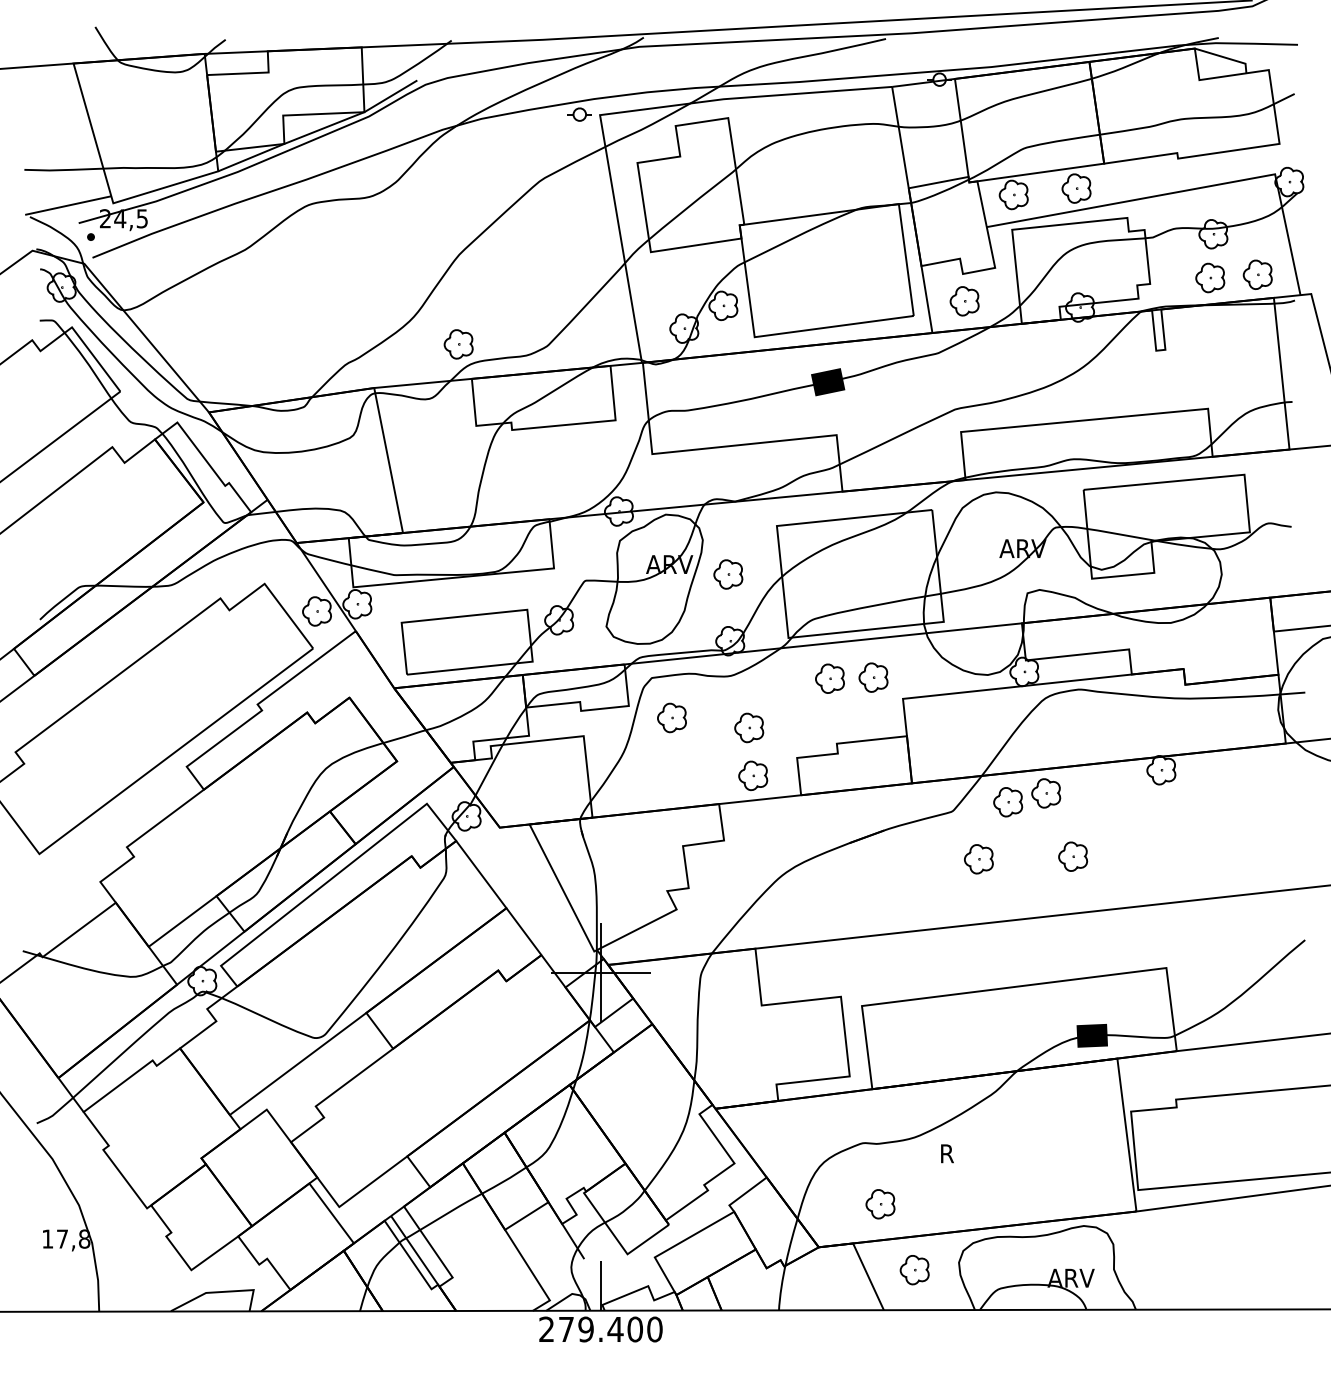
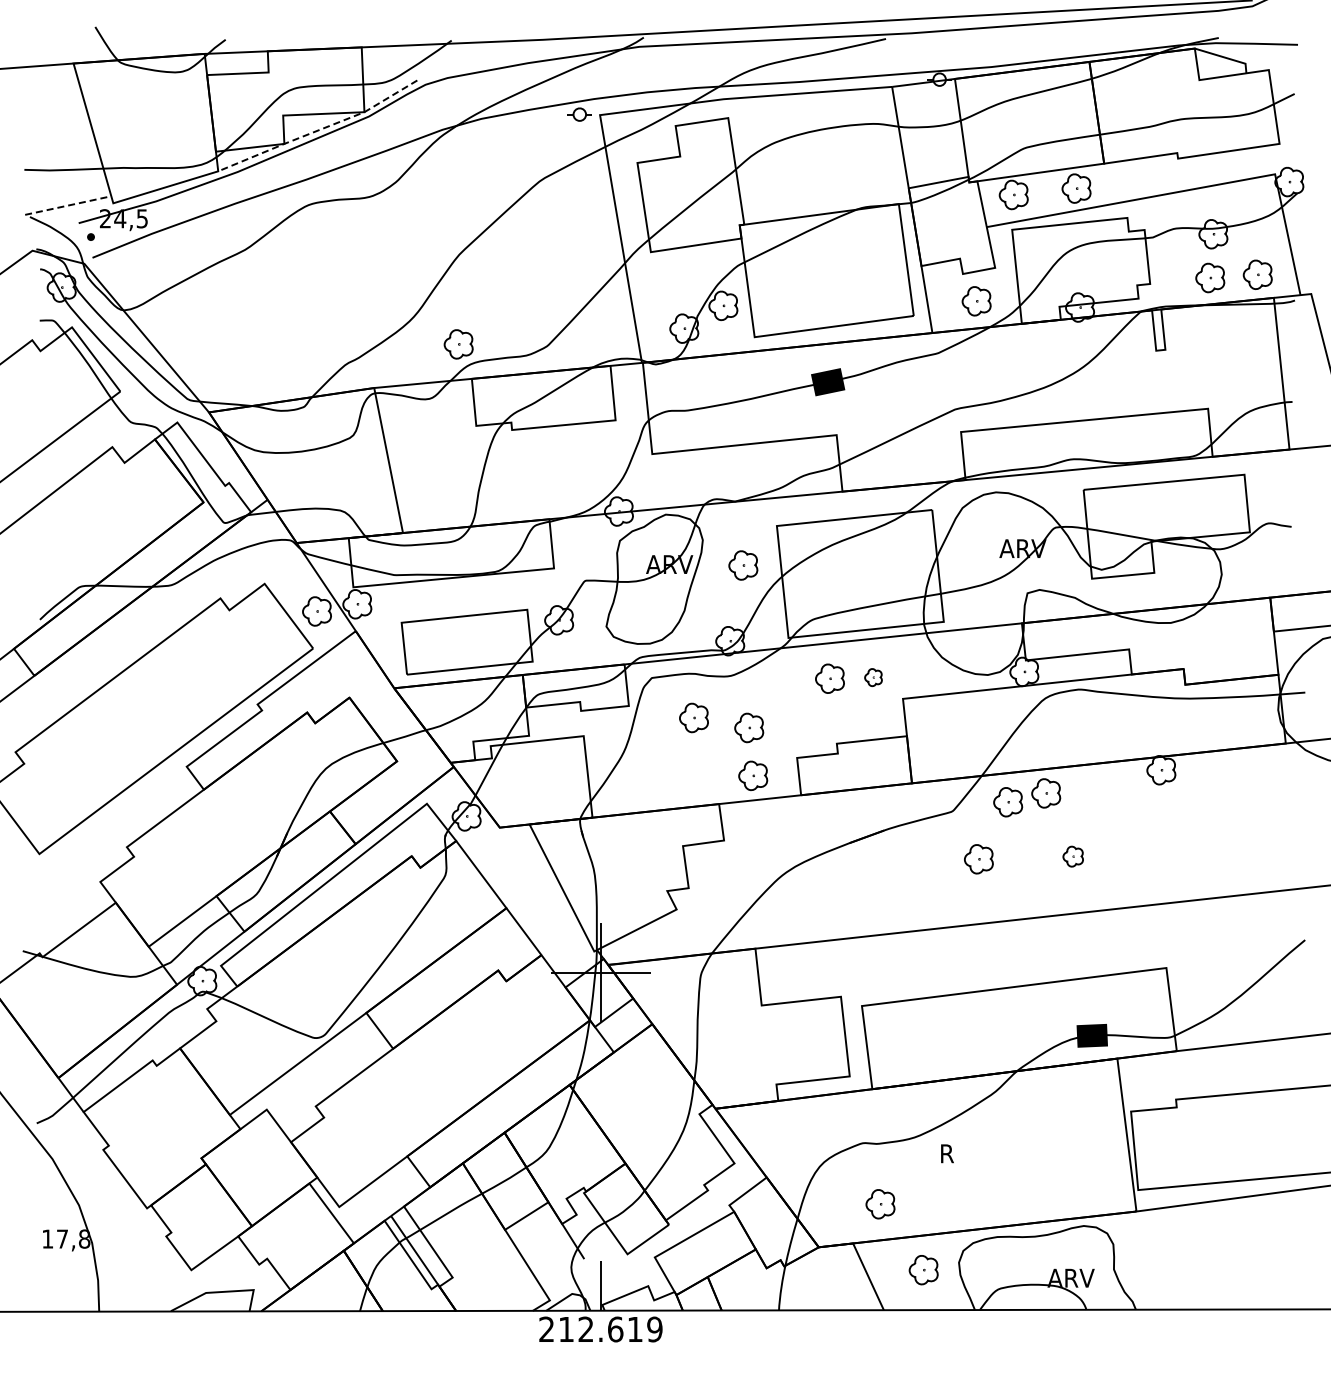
line: solid -> dashed (319, 130)
line: solid -> dashed (68, 205)
part position: (964, 301) -> (976, 301) (976, 301)
part position: (728, 574) -> (743, 565) (743, 565)
part size: 31x31 px -> 19x19 px (873, 677)
part position: (671, 717) -> (693, 717) (693, 717)
part size: 31x31 px -> 22x23 px (1072, 856)
part position: (914, 1270) -> (923, 1270) (923, 1270)
text: 279.400 -> 212.619 (610, 1329)
